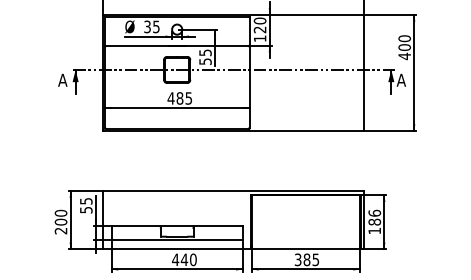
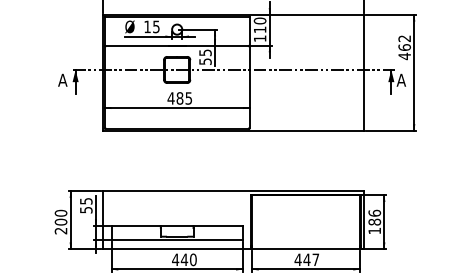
text: 35 -> 15 (147, 26)
text: 120 -> 110 (259, 29)
text: 400 -> 462 (404, 42)
text: 385 -> 447 (306, 259)
